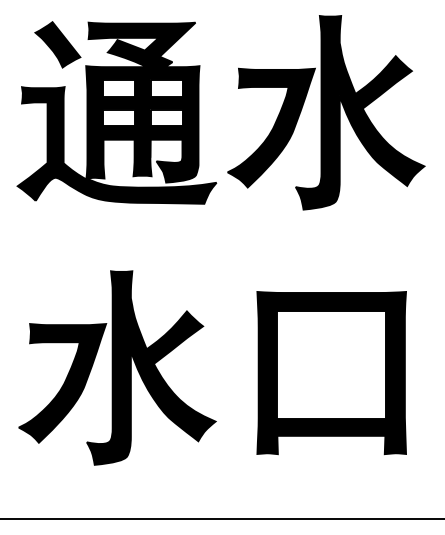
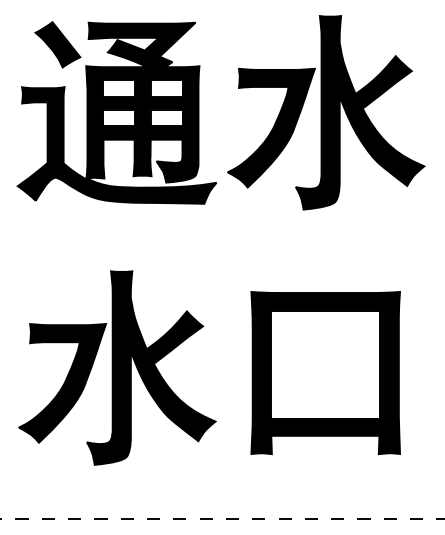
part position: (331, 373) -> (325, 373) (325, 373)
line: solid -> dashed (222, 518)
